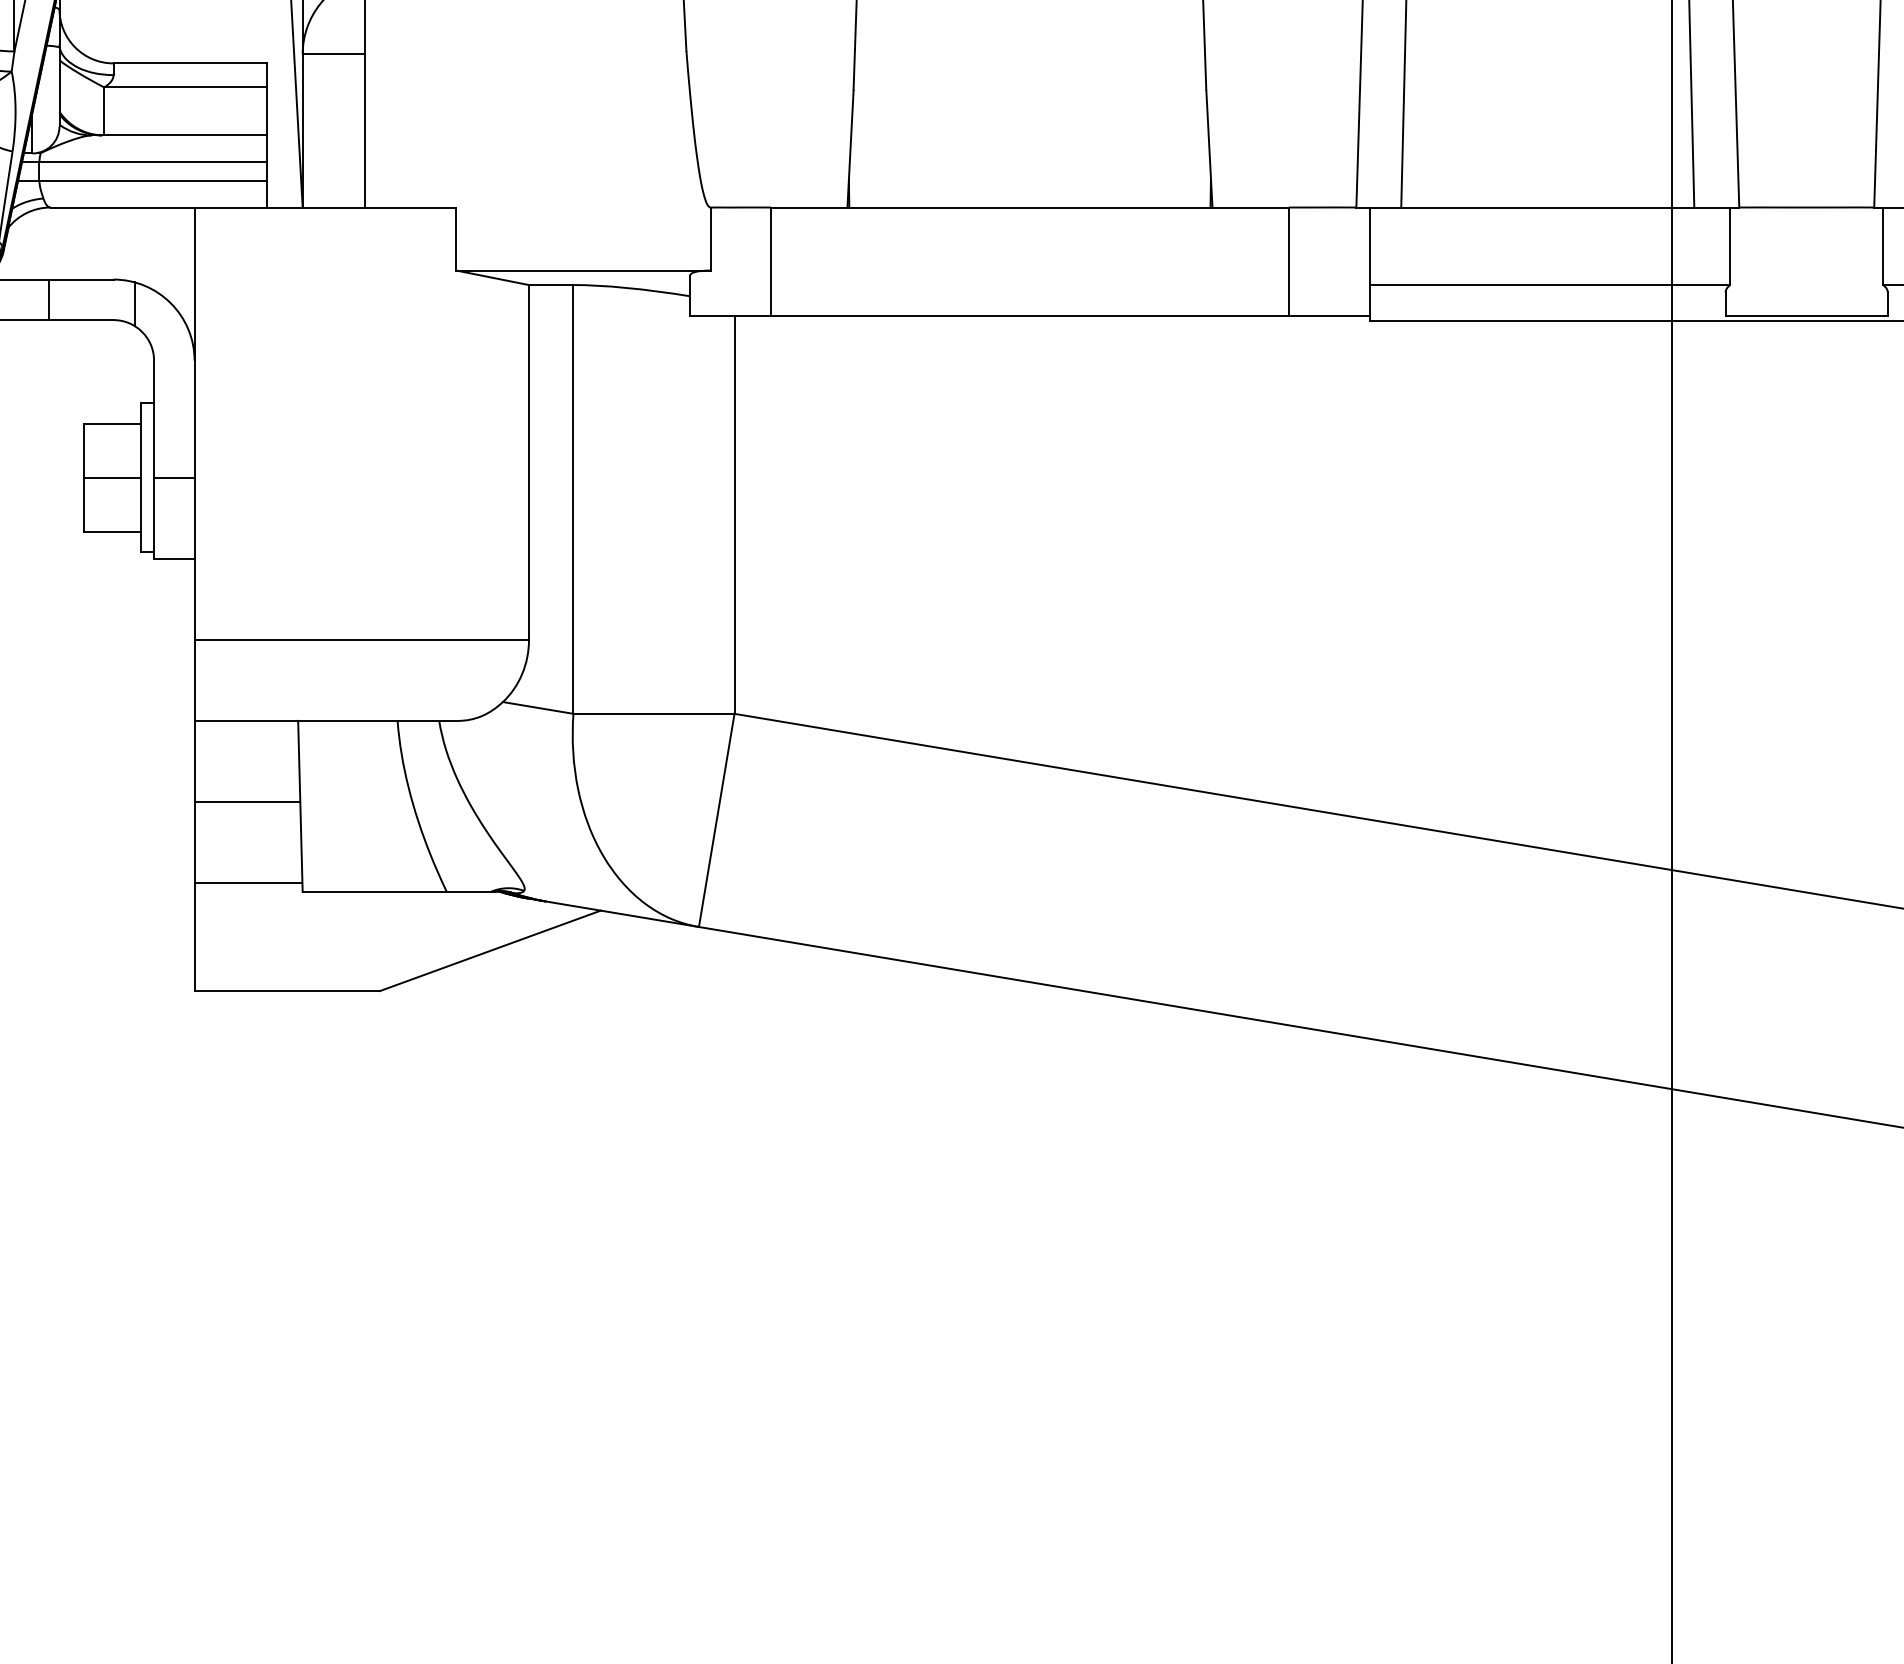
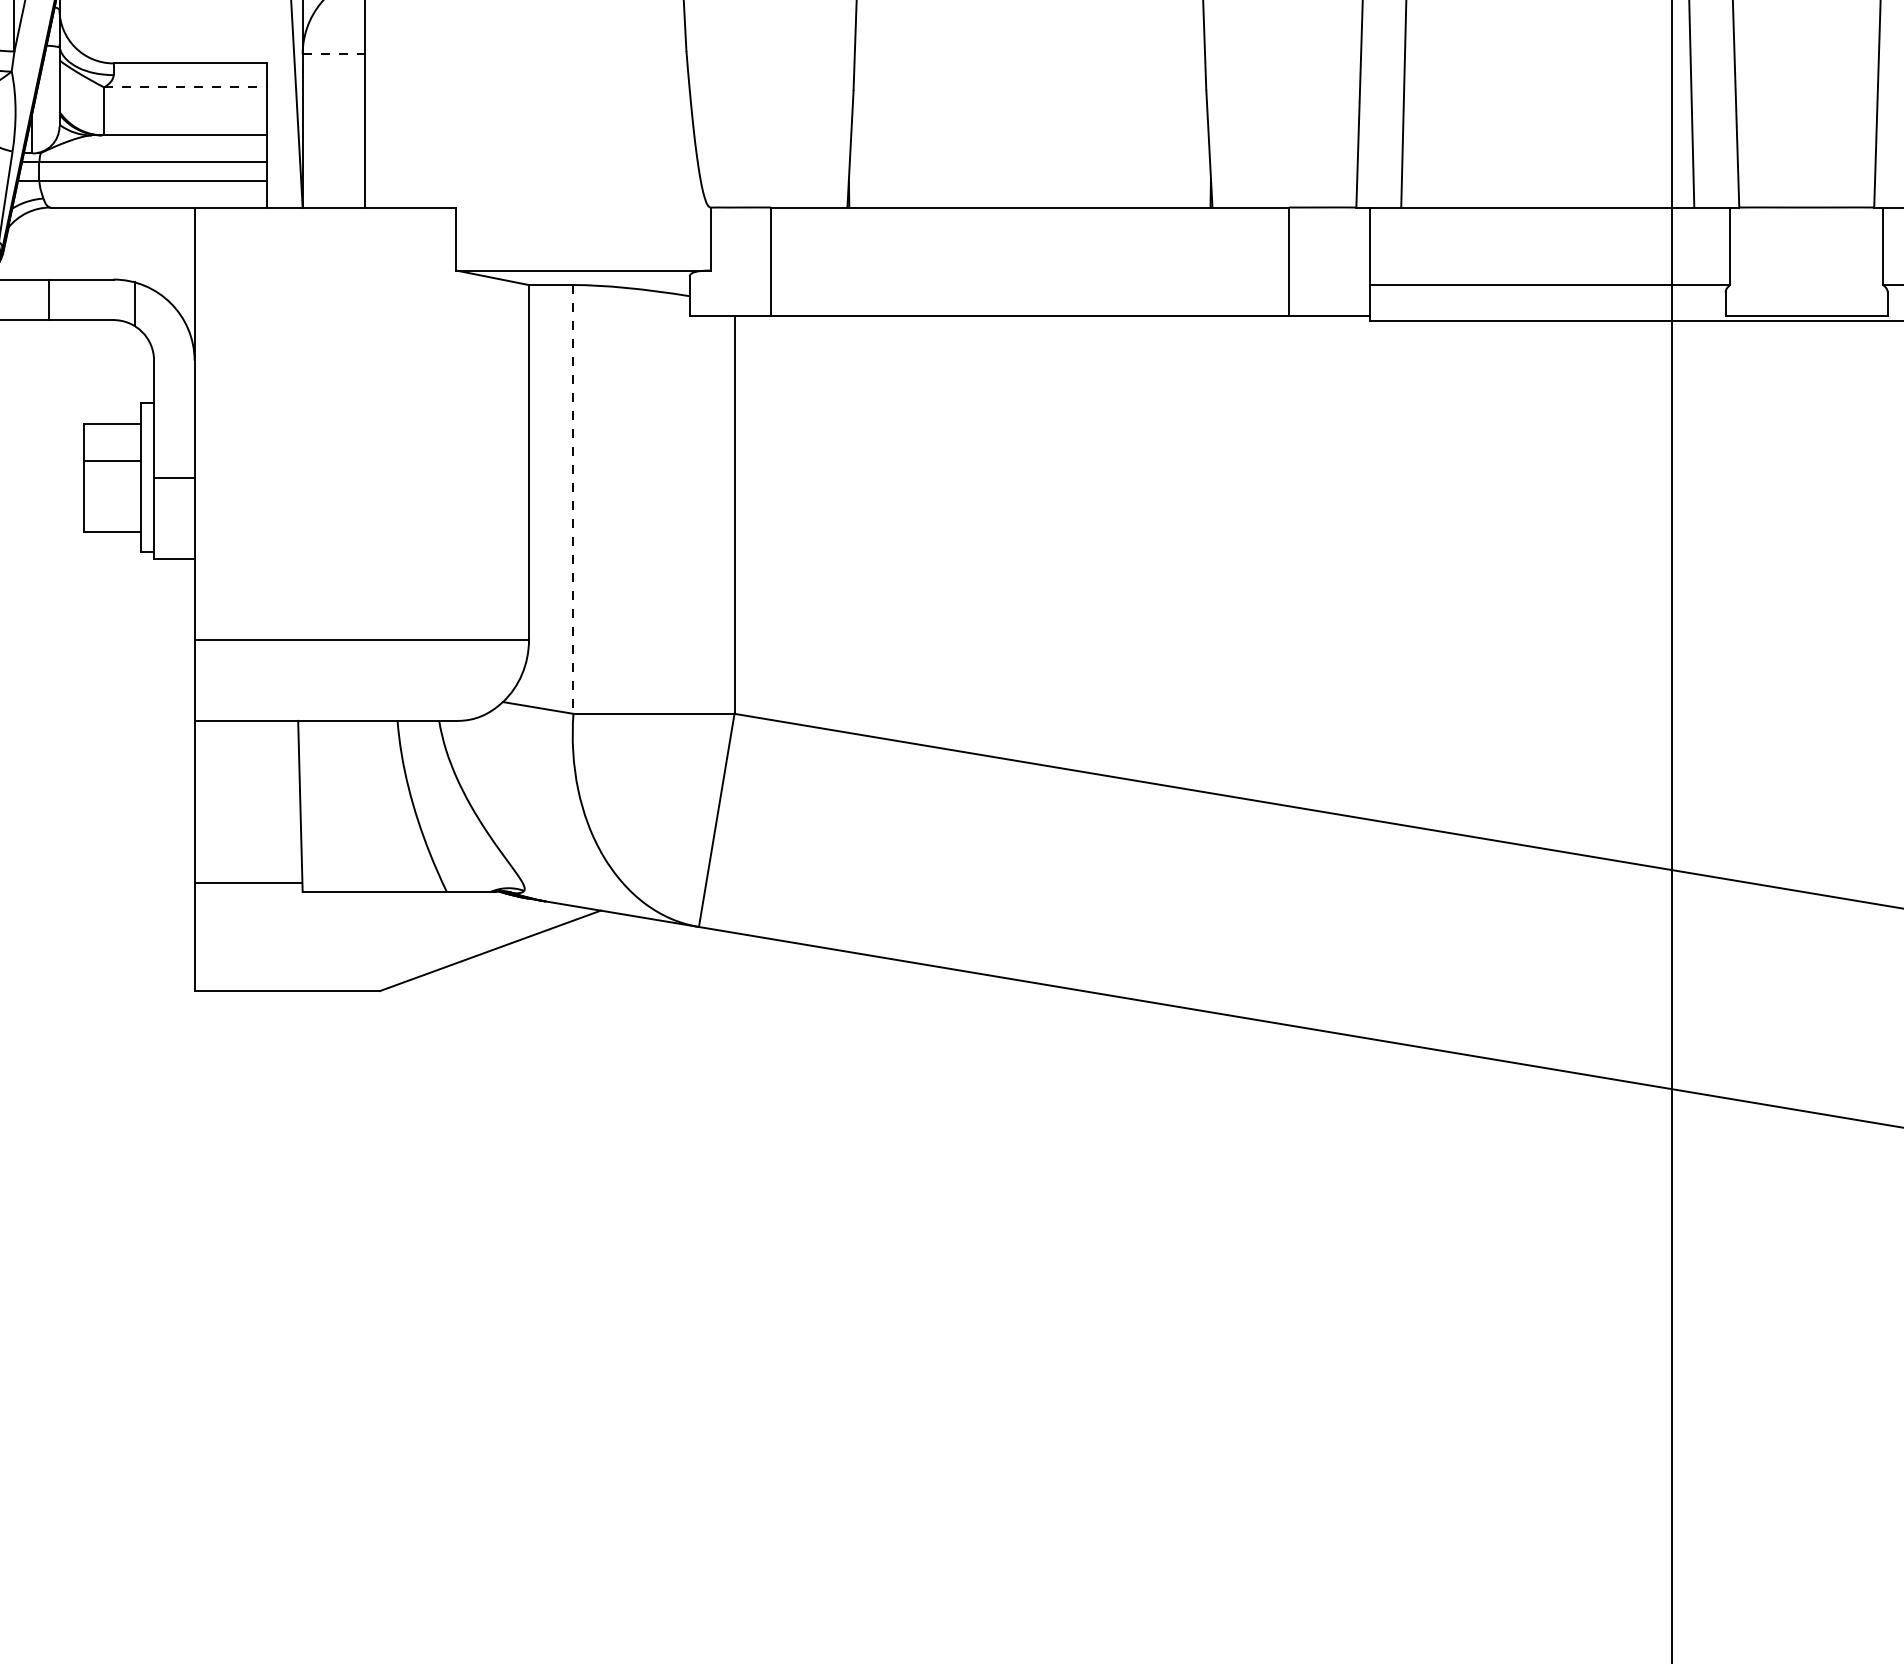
line: solid -> dashed (334, 54)
line: solid -> dashed (185, 87)
line position: (112, 477) -> (112, 460) (112, 460)
line: solid -> dashed (573, 499)
line: present -> none (247, 801)
